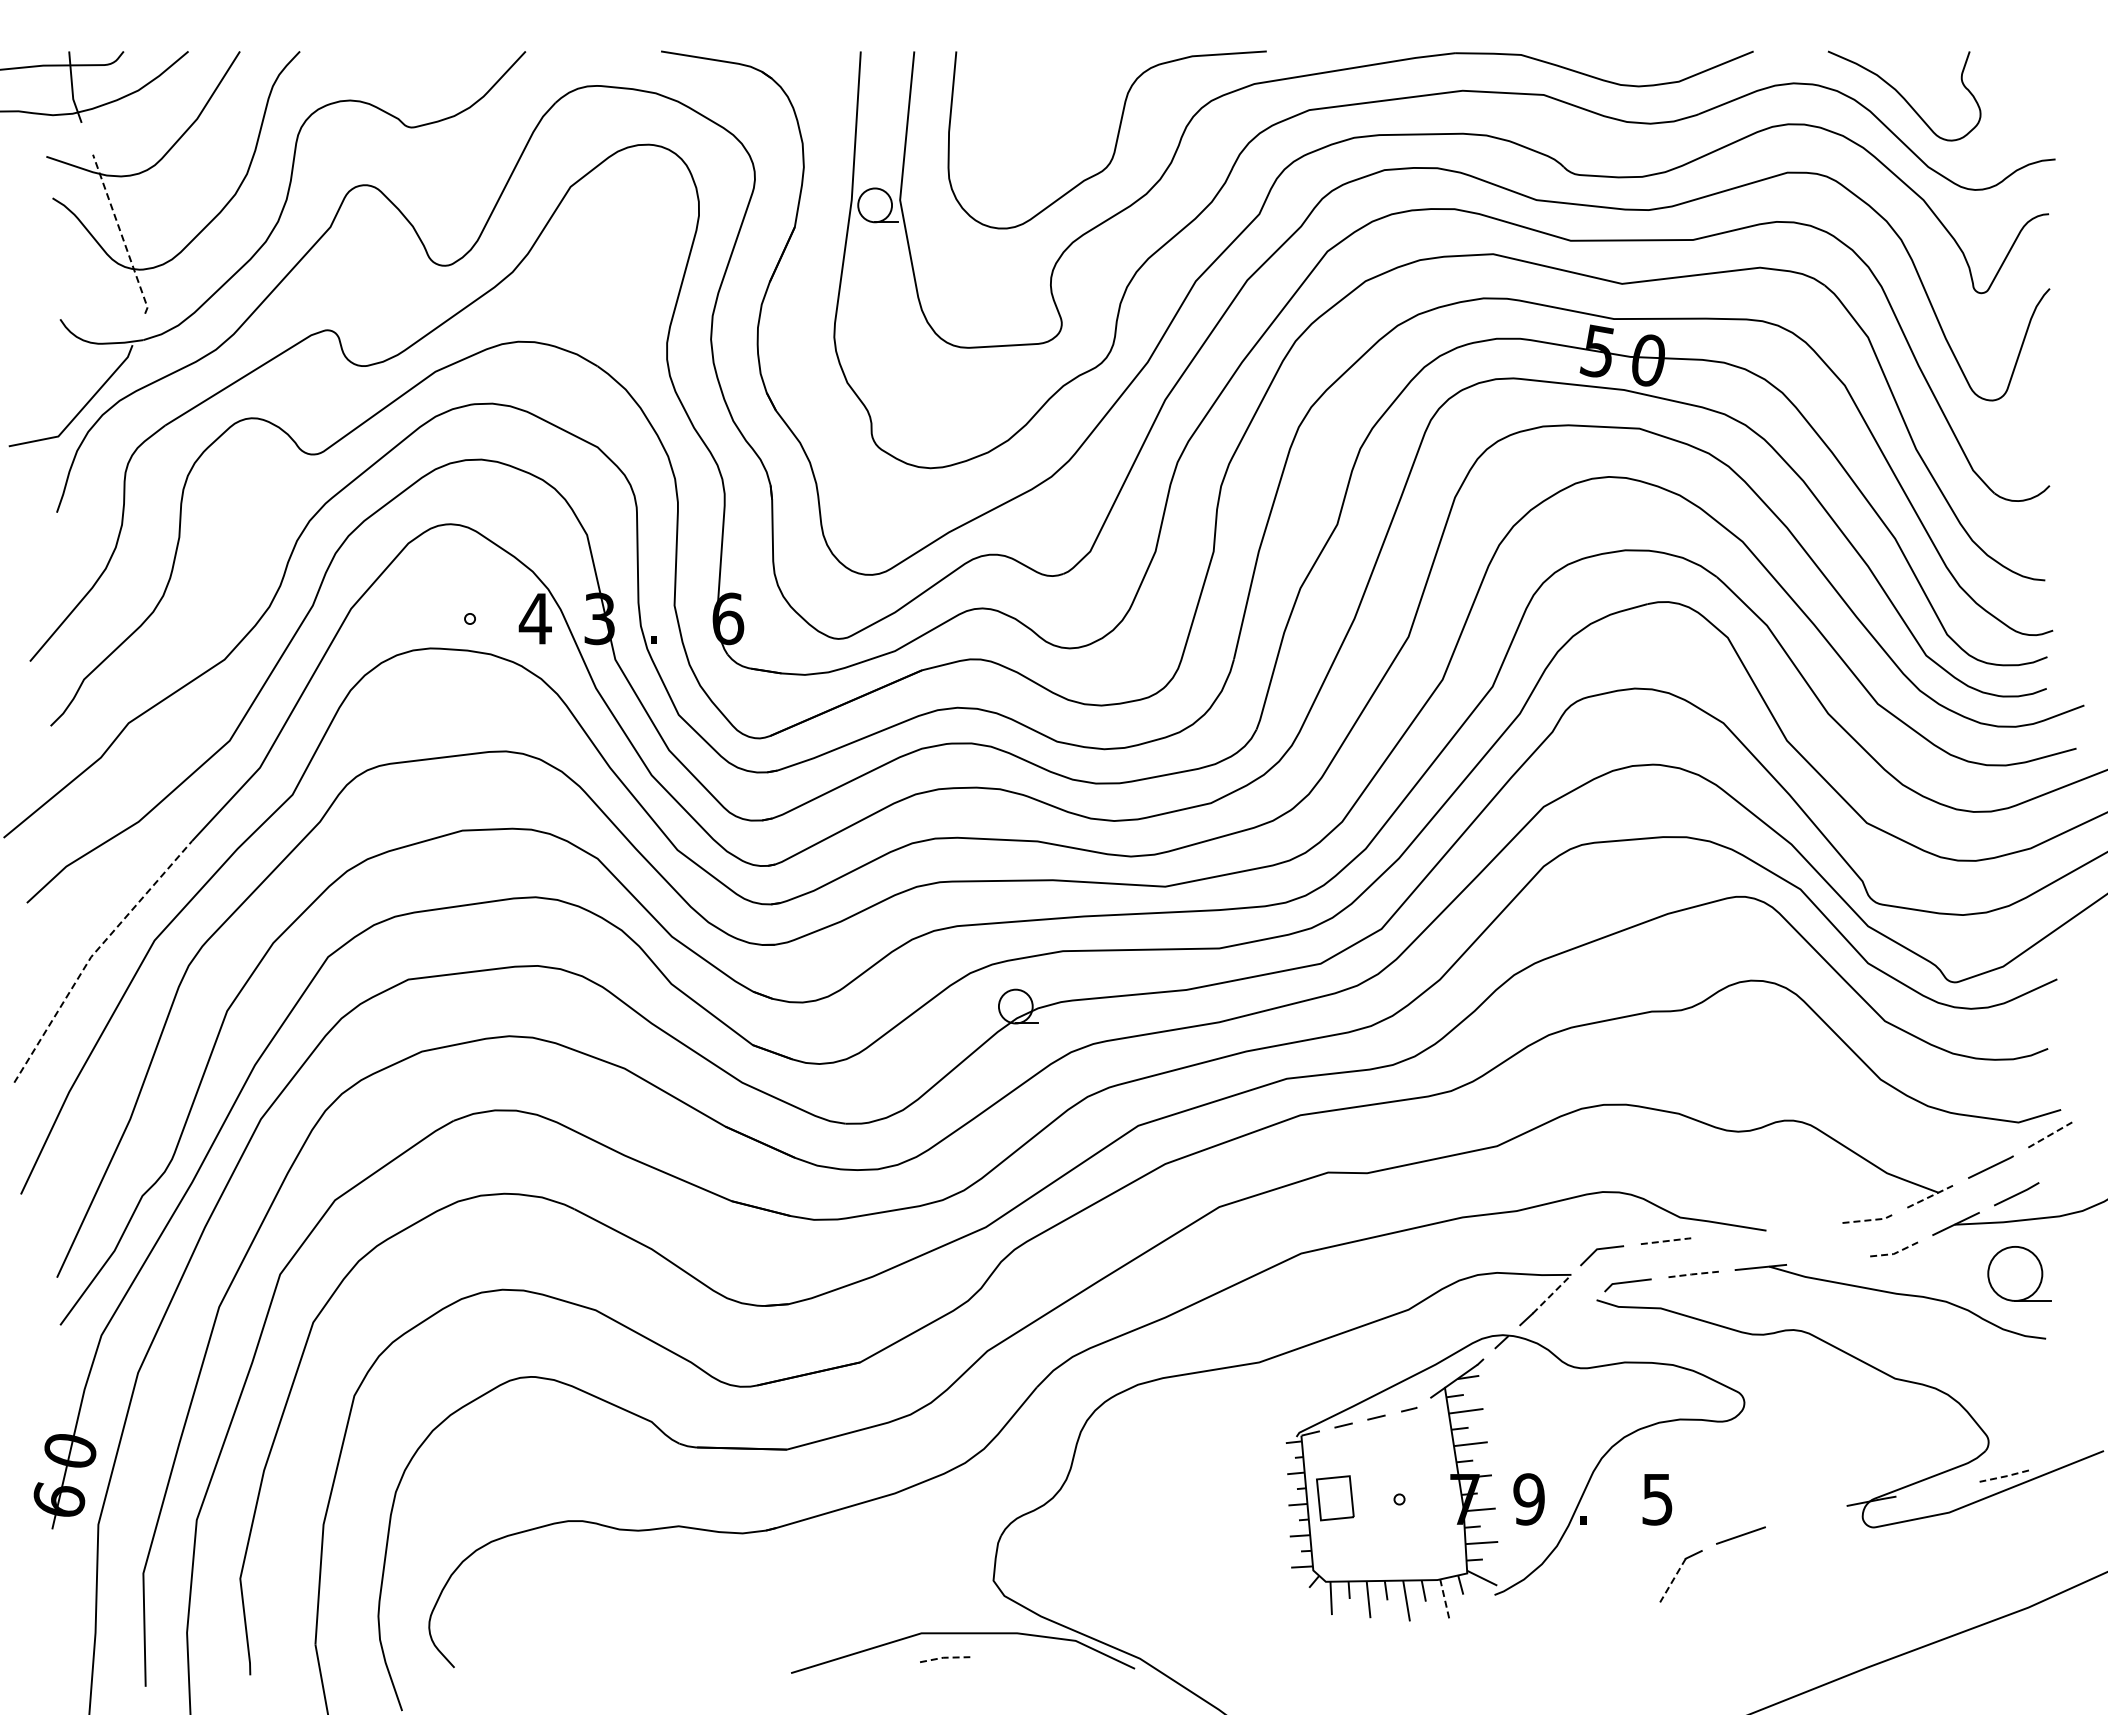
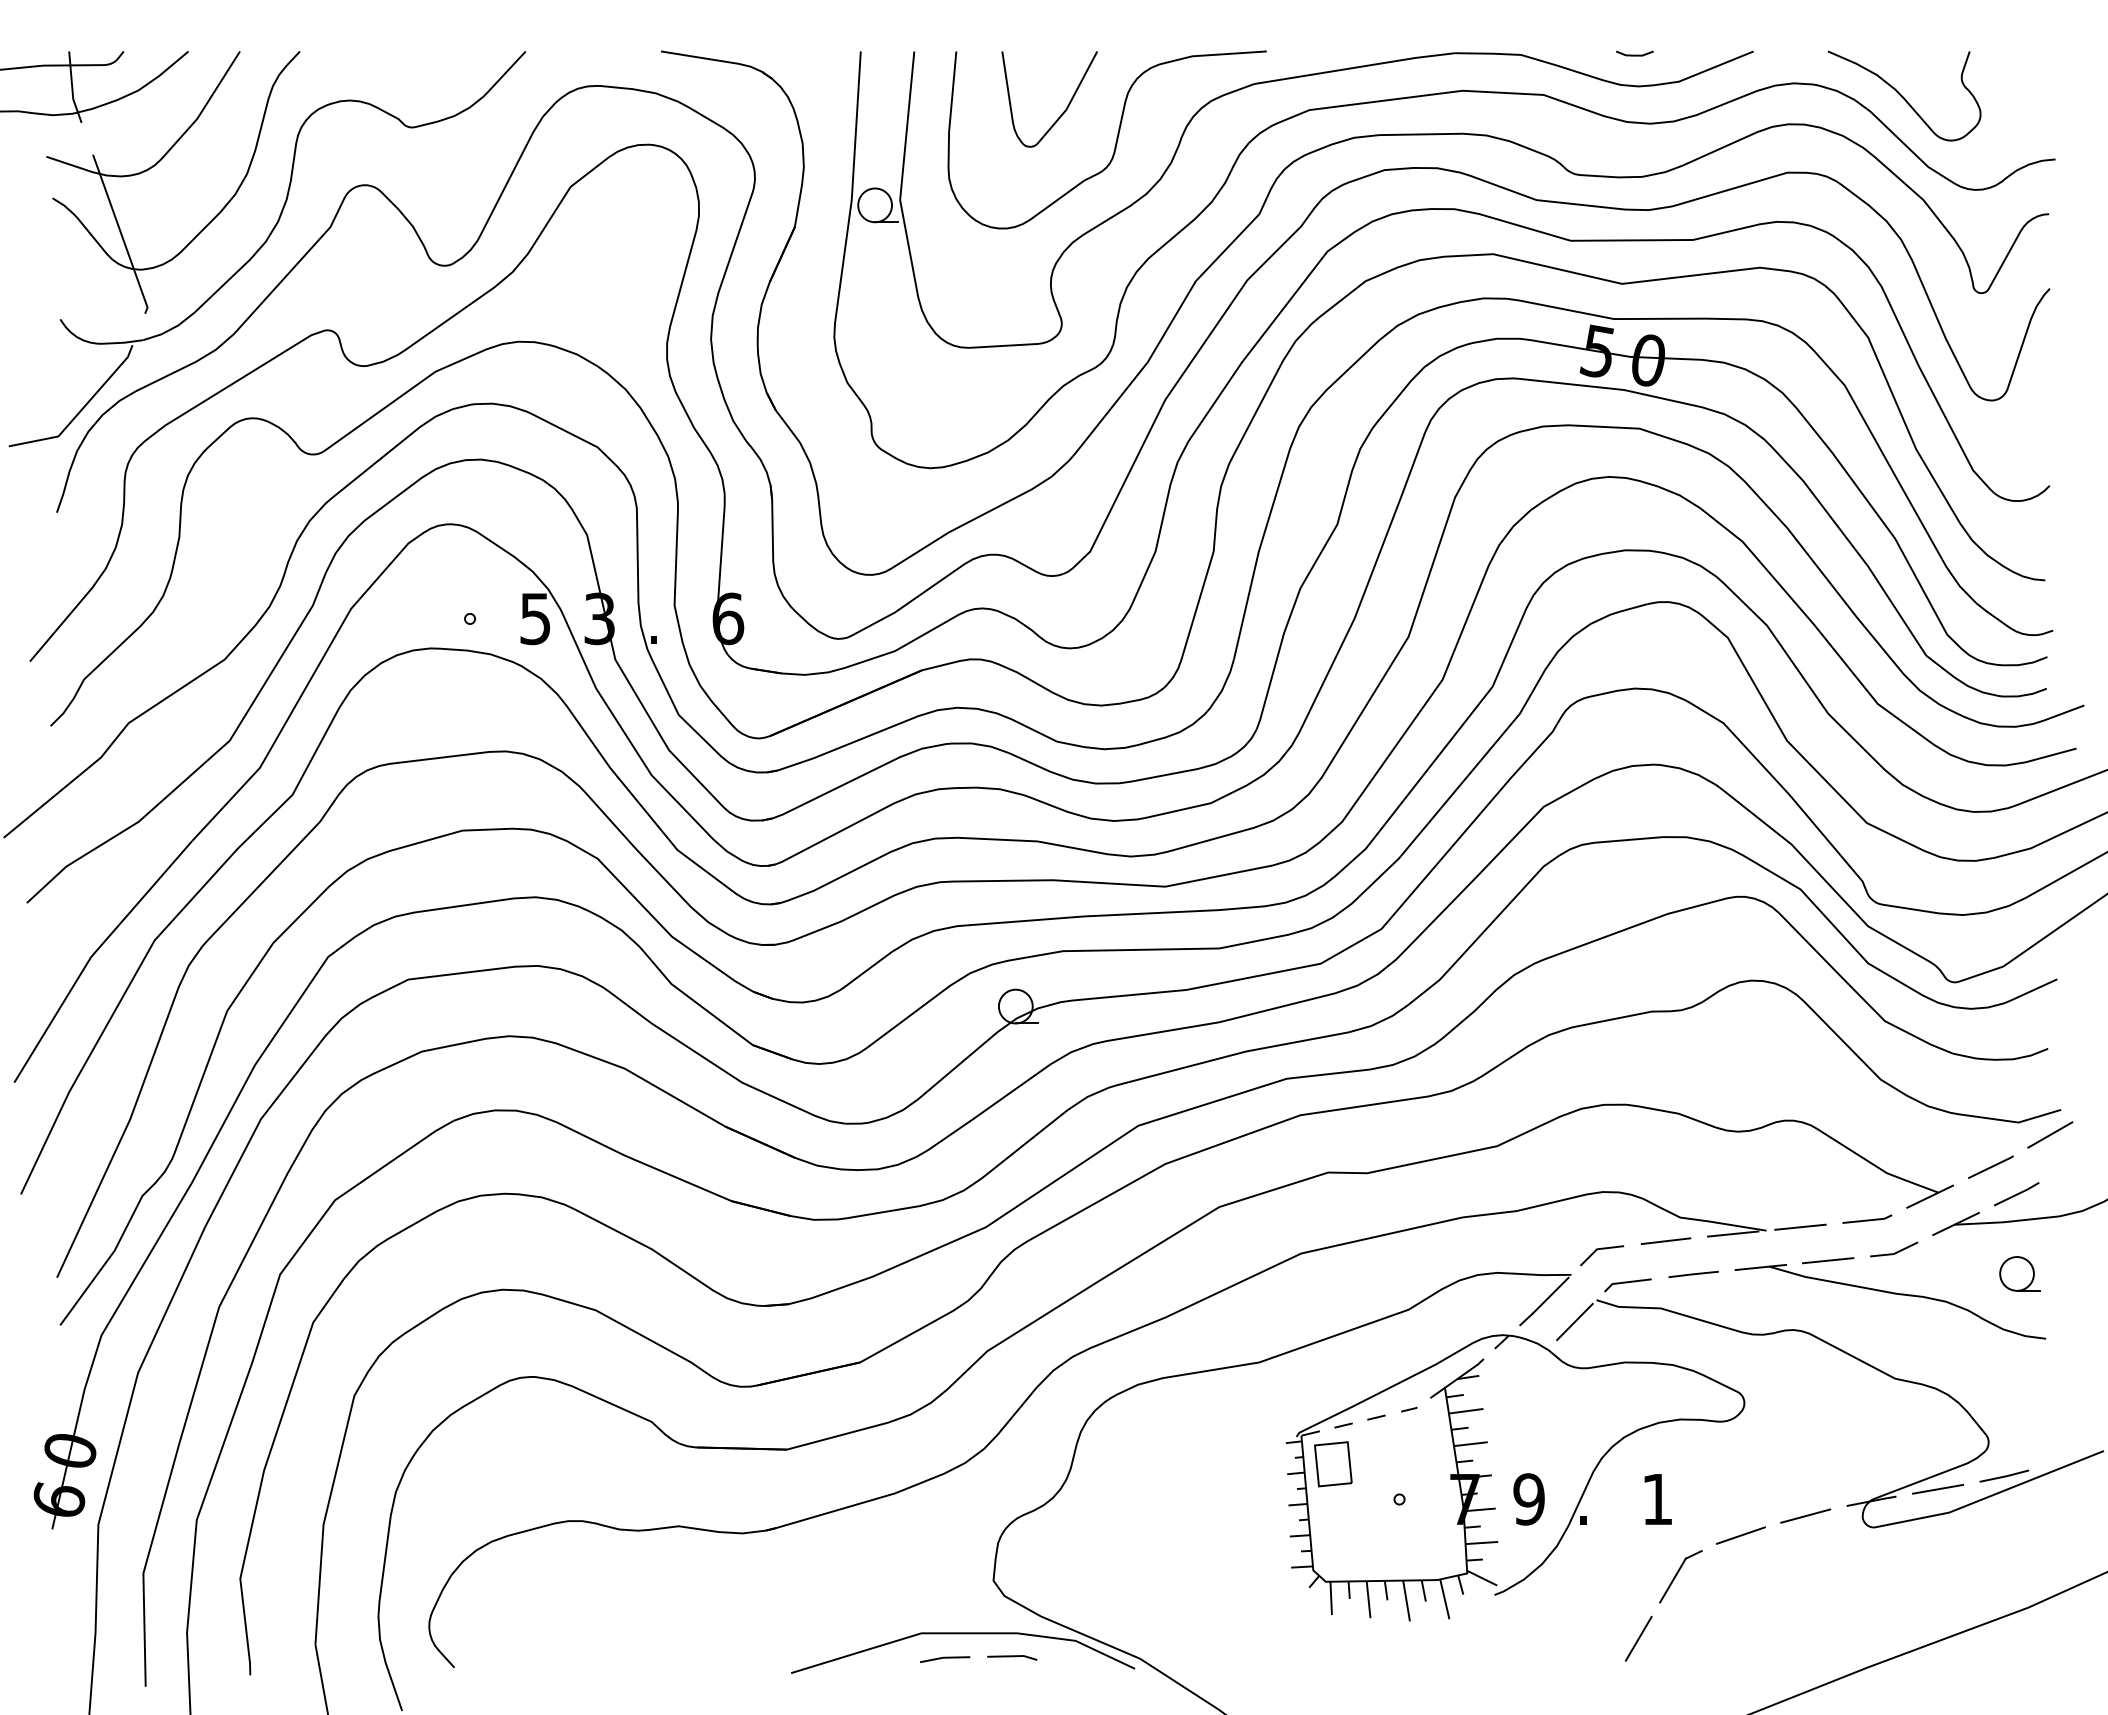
line: none -> present (1634, 54)
curve: none -> present (1062, 112)
line: dashed -> solid (121, 234)
text: 4 -> 5 (534, 619)
line: dashed -> solid (93, 954)
line: dashed -> solid (2050, 1134)
line: dashed -> solid (1930, 1196)
line: dashed -> solid (1868, 1220)
line: none -> present (1800, 1226)
line: none -> present (1733, 1233)
line: dashed -> solid (1667, 1241)
line: dashed -> solid (1894, 1253)
line: none -> present (1827, 1260)
part size: 65x56 px -> 42x36 px (2019, 1273)
line: dashed -> solid (1693, 1274)
line: dashed -> solid (1550, 1295)
line: none -> present (1574, 1321)
line: dashed -> solid (2004, 1476)
line: none -> present (1938, 1488)
part position: (1335, 1498) -> (1333, 1464) (1333, 1464)
text: 5 -> 1 (1657, 1499)
line: none -> present (1805, 1515)
line: dashed -> solid (1672, 1580)
line: dashed -> solid (1444, 1599)
line: none -> present (1638, 1638)
line: dashed -> solid (945, 1657)
line: none -> present (1012, 1657)
